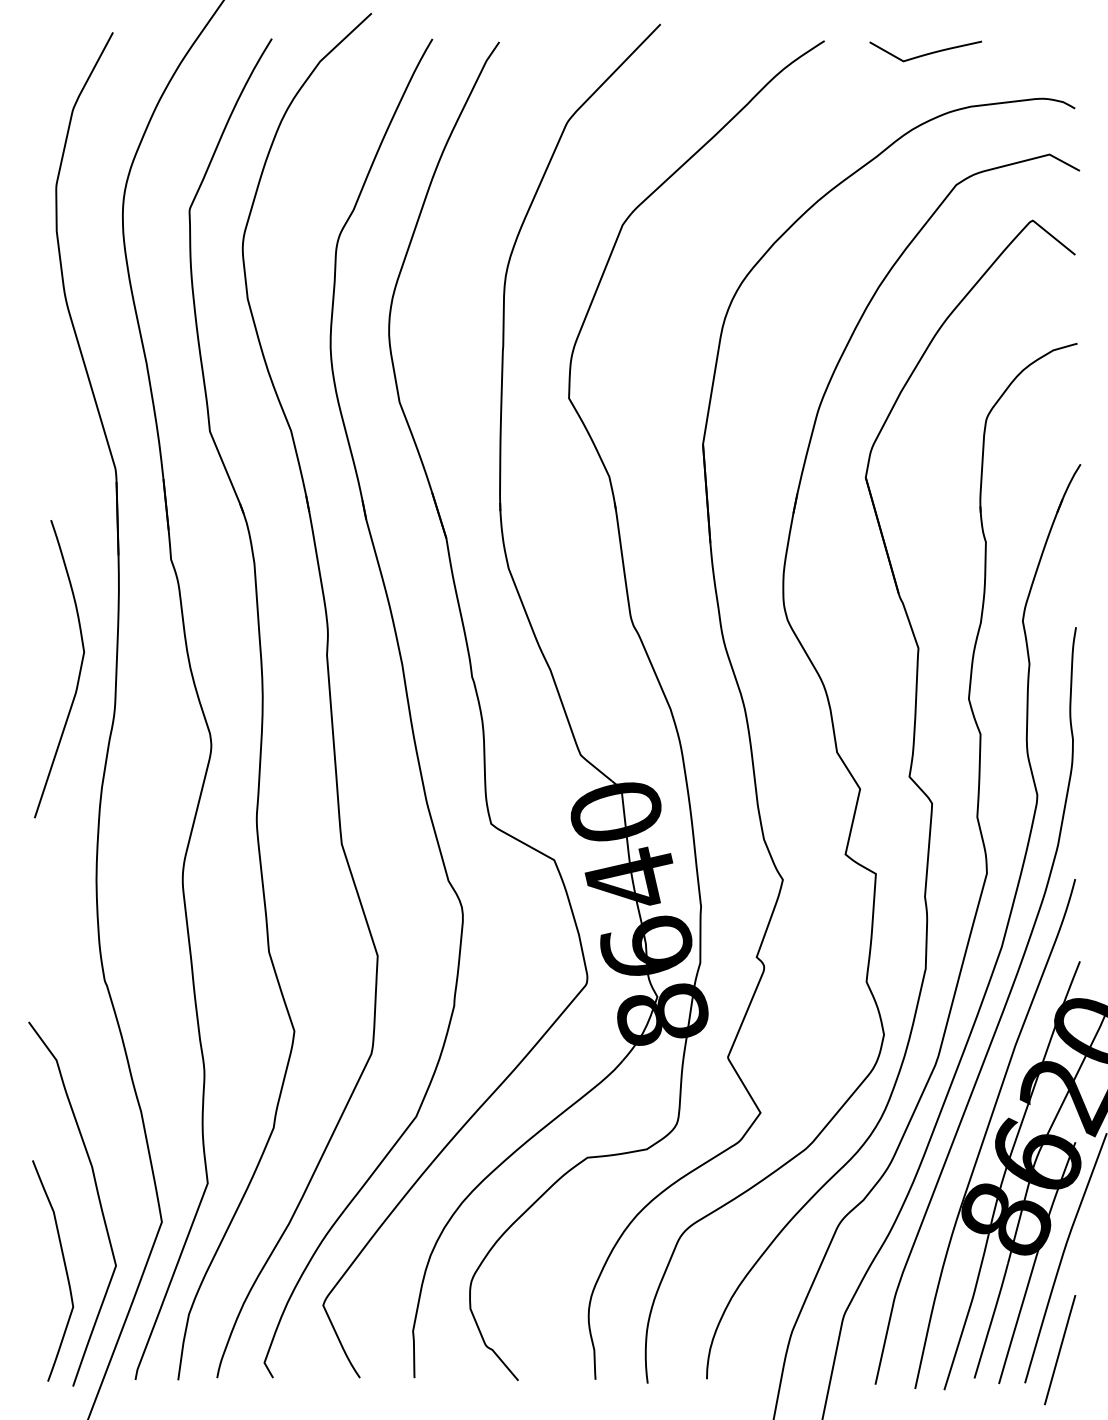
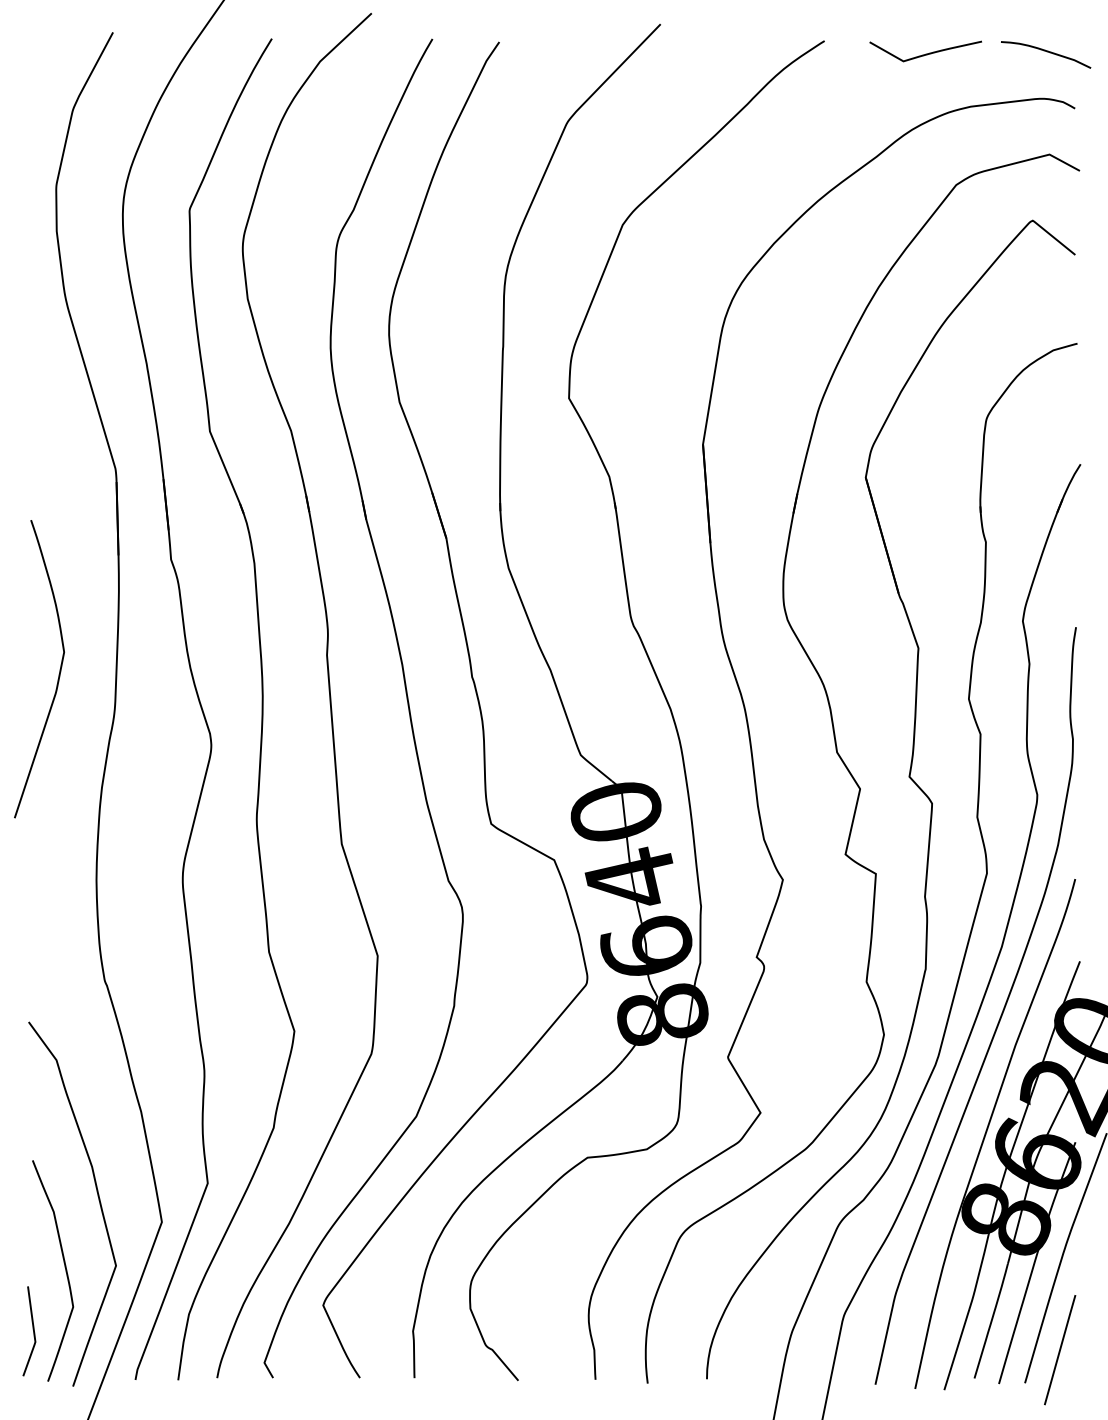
curve: none -> present (1046, 52)
curve position: (78, 674) -> (58, 674) (58, 674)
curve: none -> present (32, 1329)
